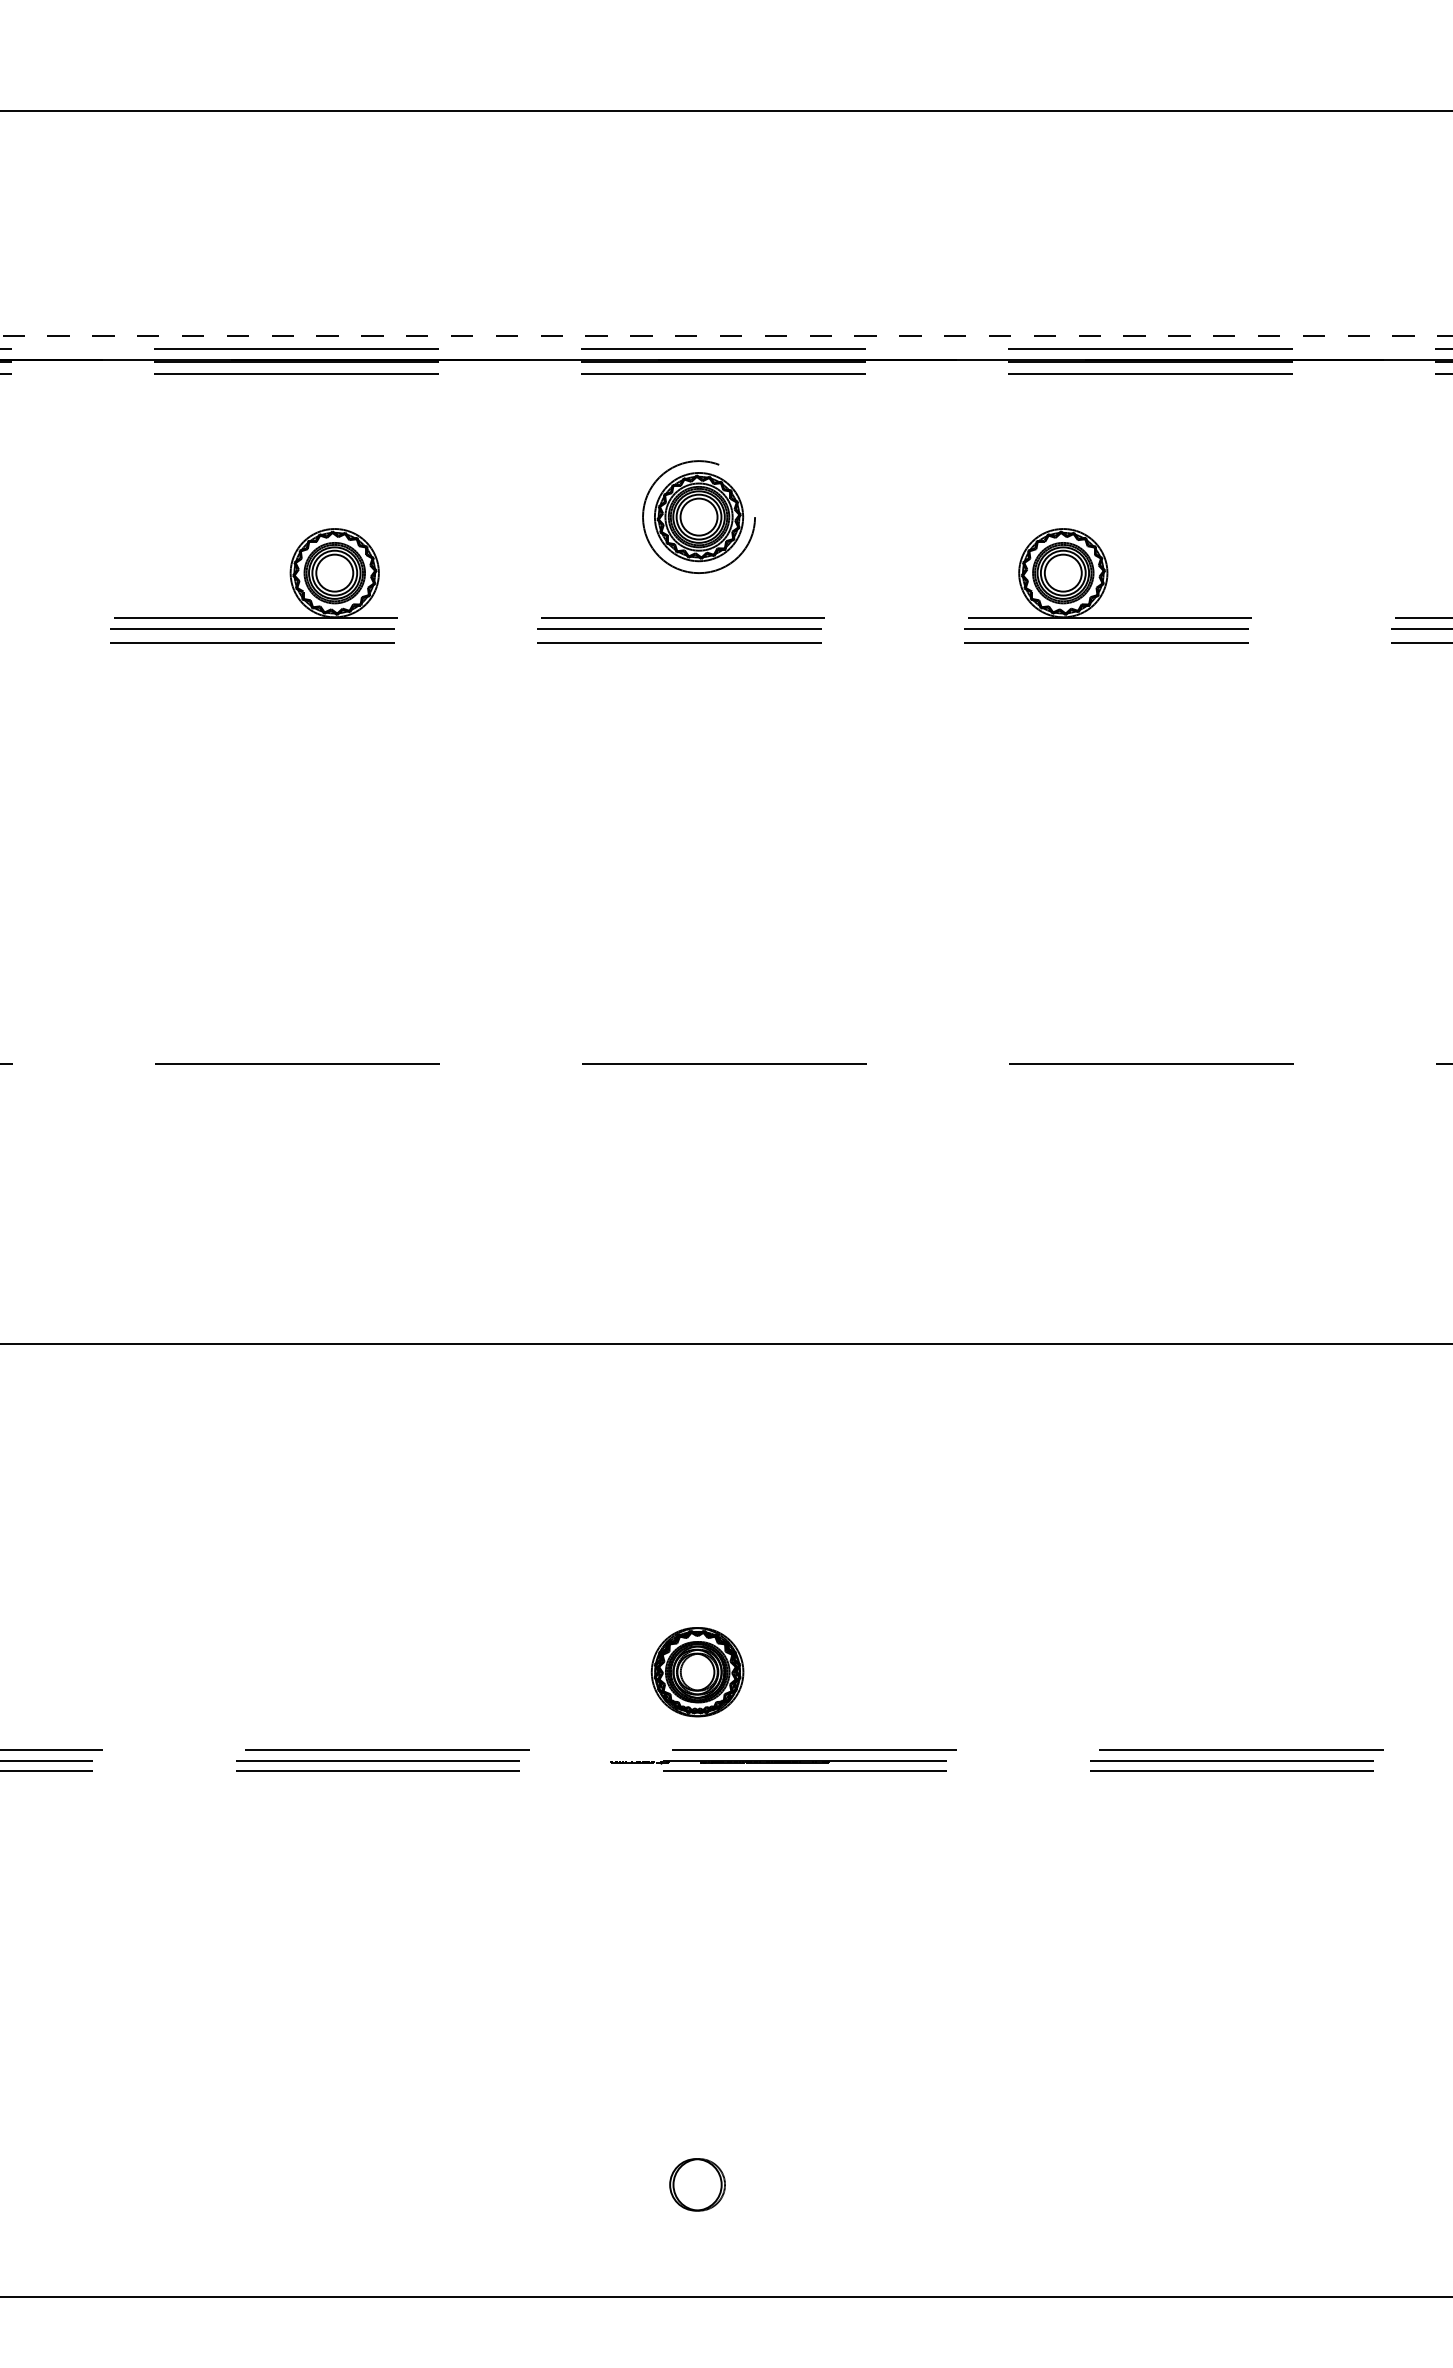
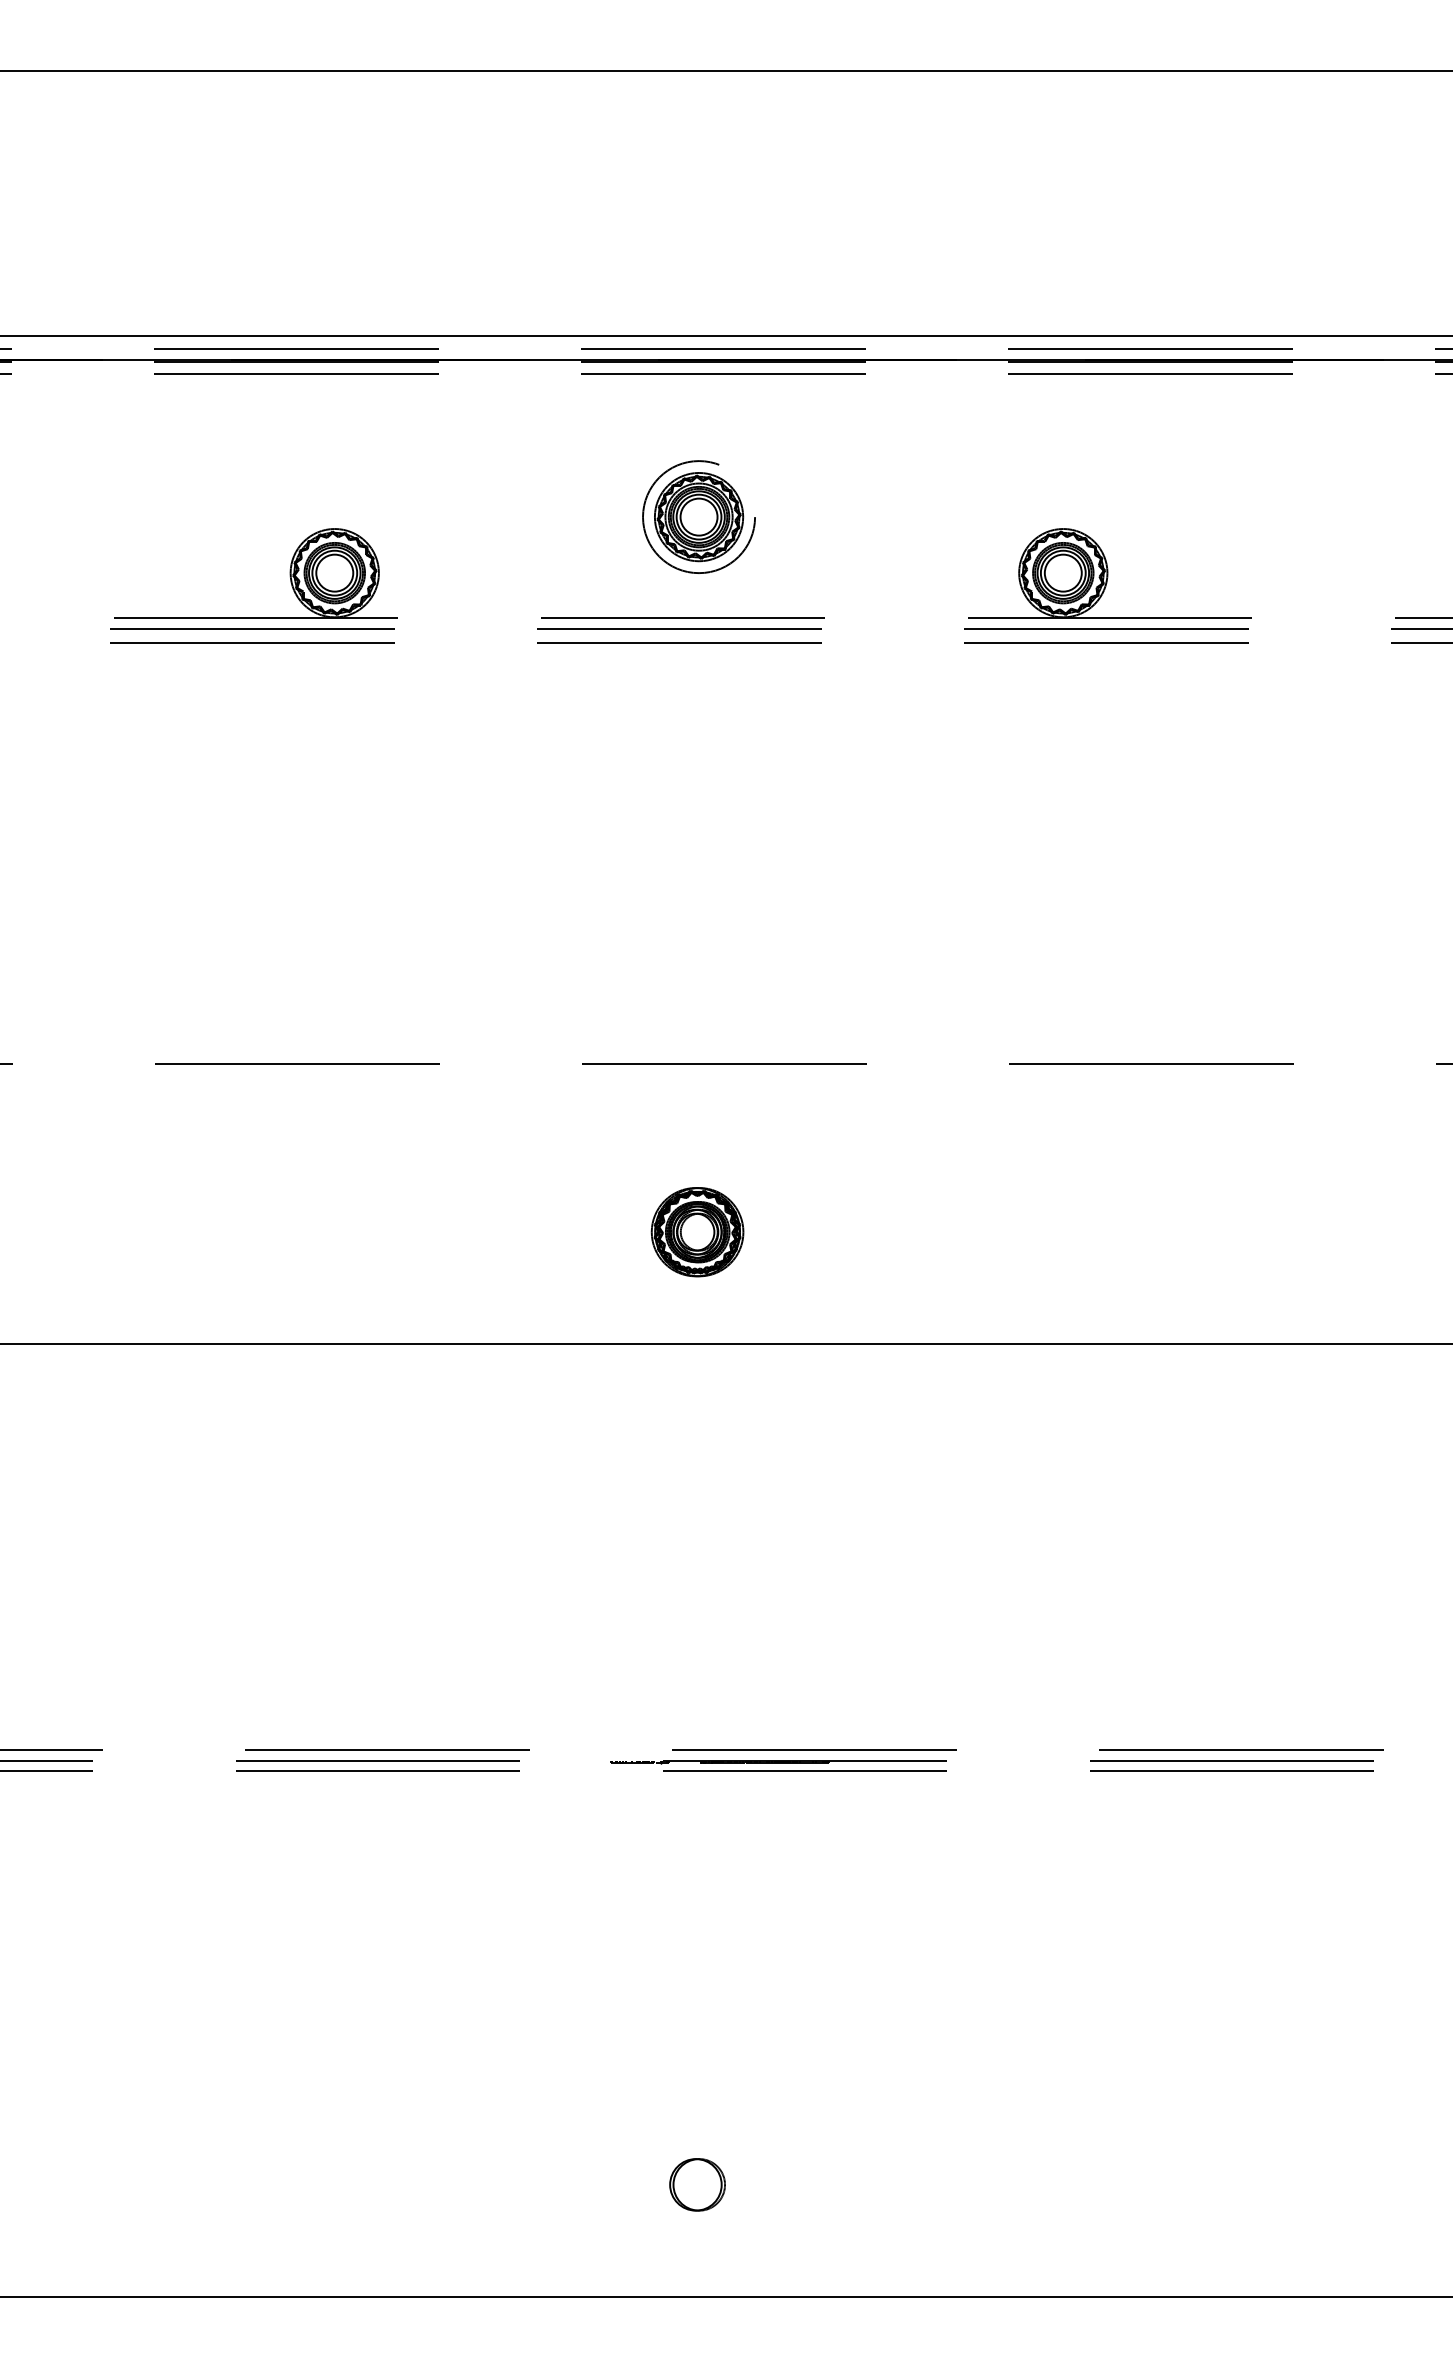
line position: (725, 111) -> (725, 71) (725, 71)
line: dashed -> solid (726, 335)
part position: (697, 1672) -> (697, 1232) (697, 1232)
